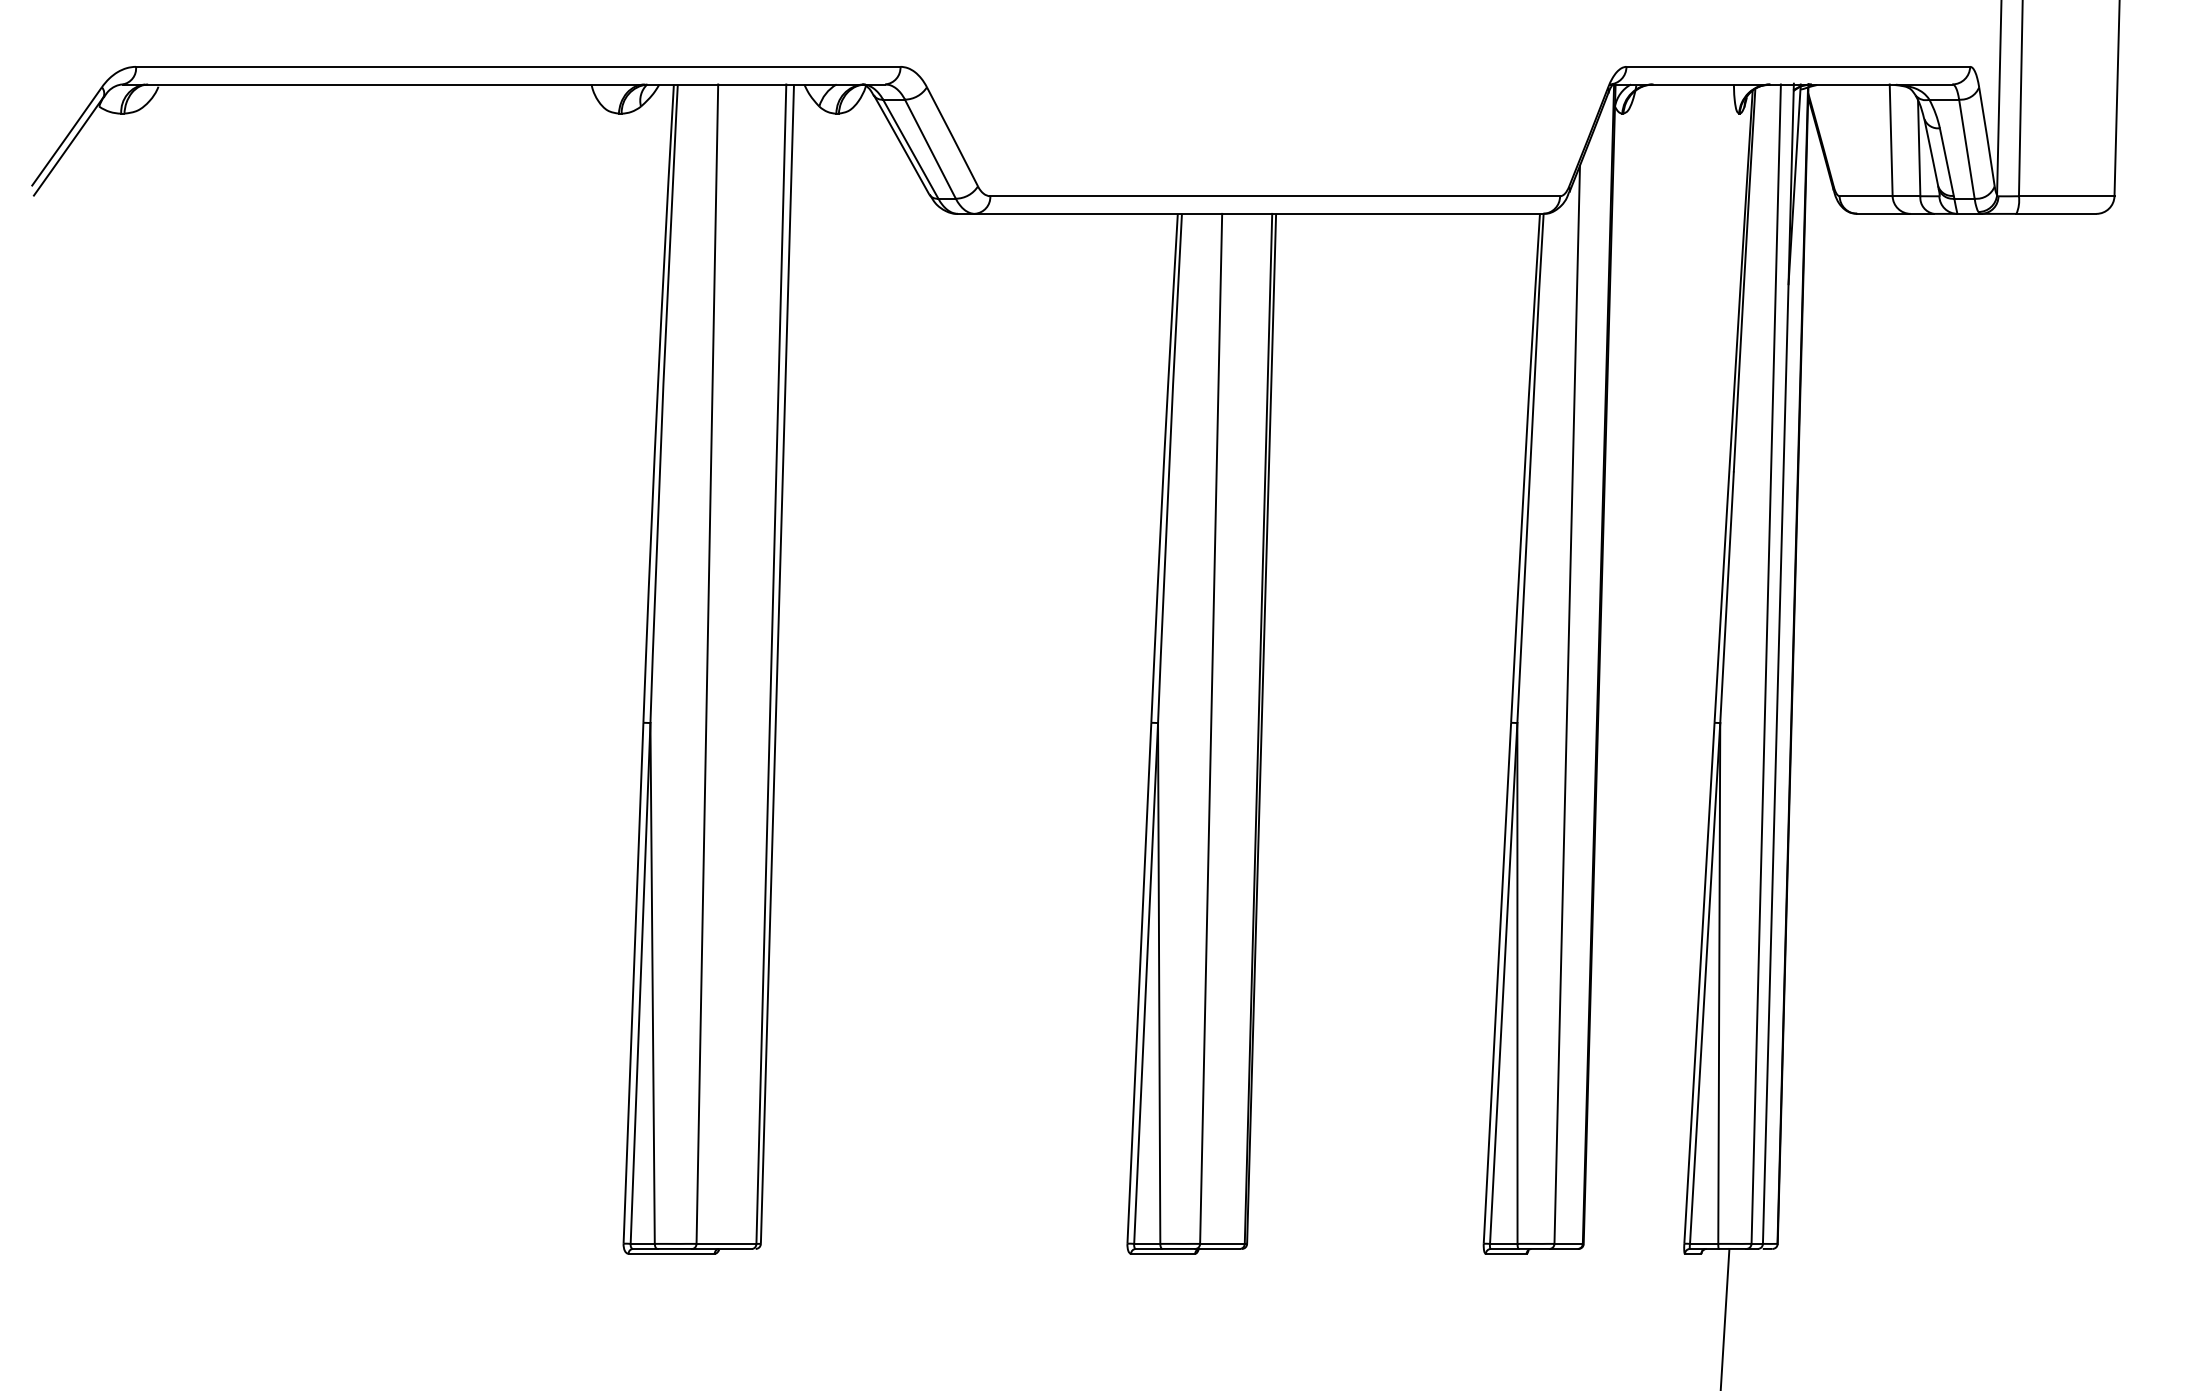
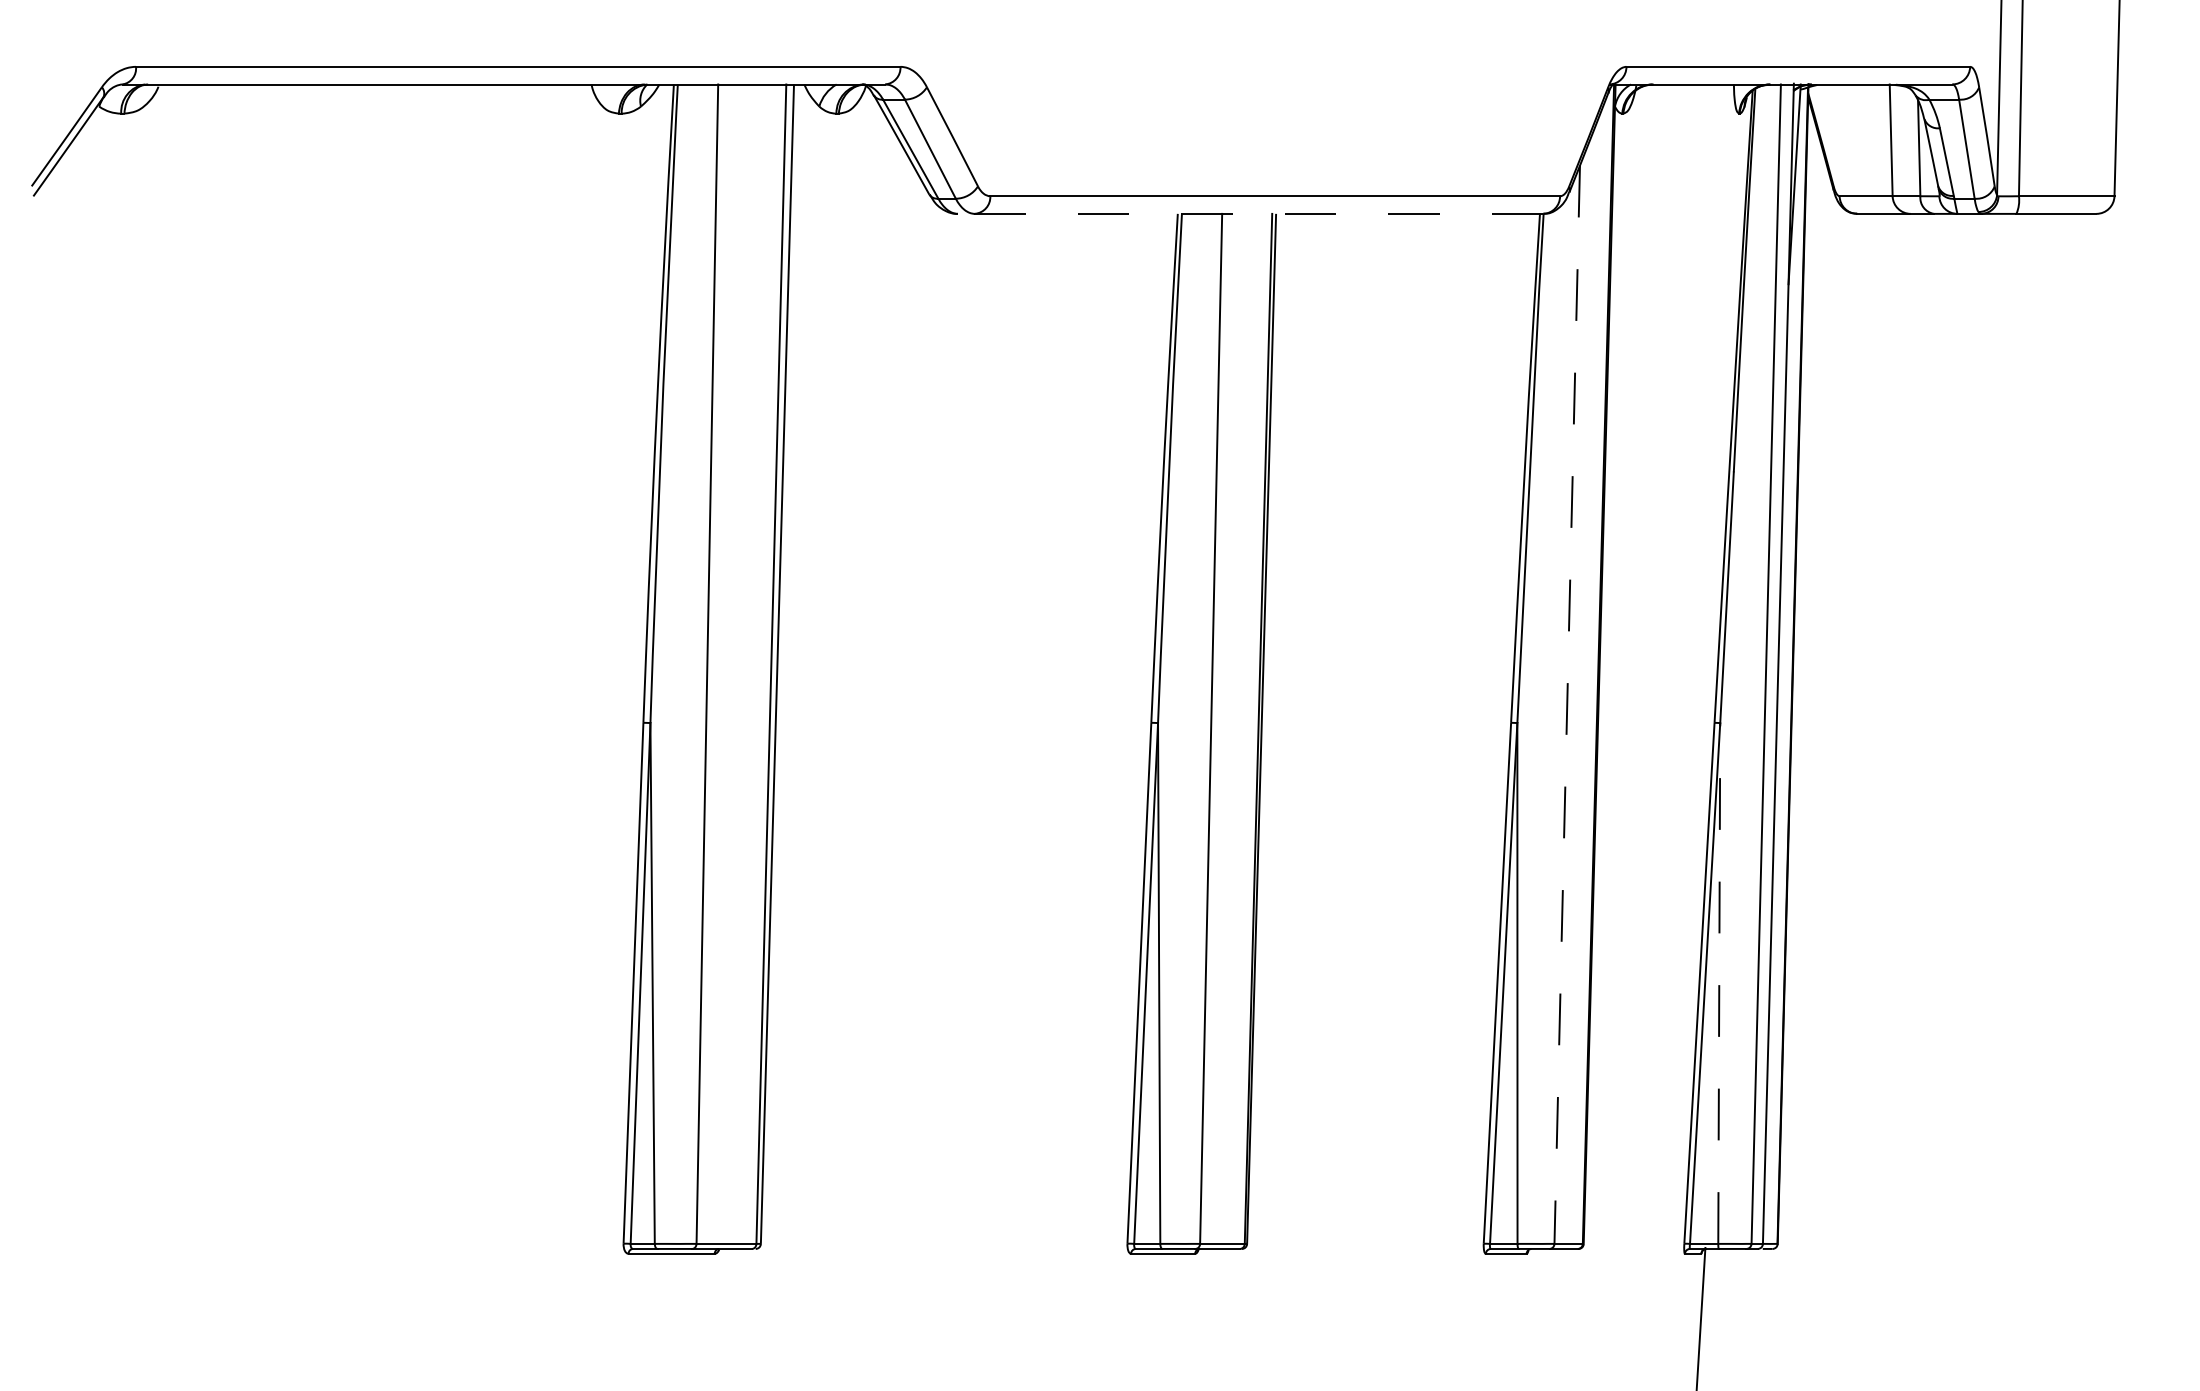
line: solid -> dashed (1250, 213)
line: solid -> dashed (1567, 705)
line: solid -> dashed (1719, 982)
line position: (1724, 1317) -> (1700, 1317) (1700, 1317)
